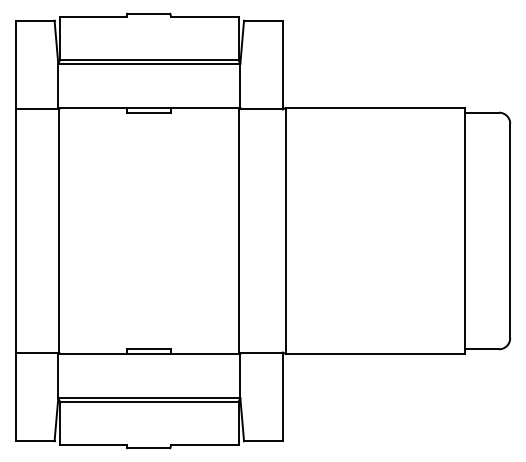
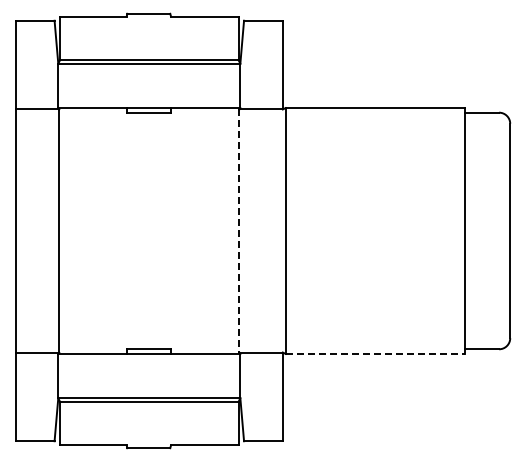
line: solid -> dashed (239, 230)
line: solid -> dashed (375, 353)
